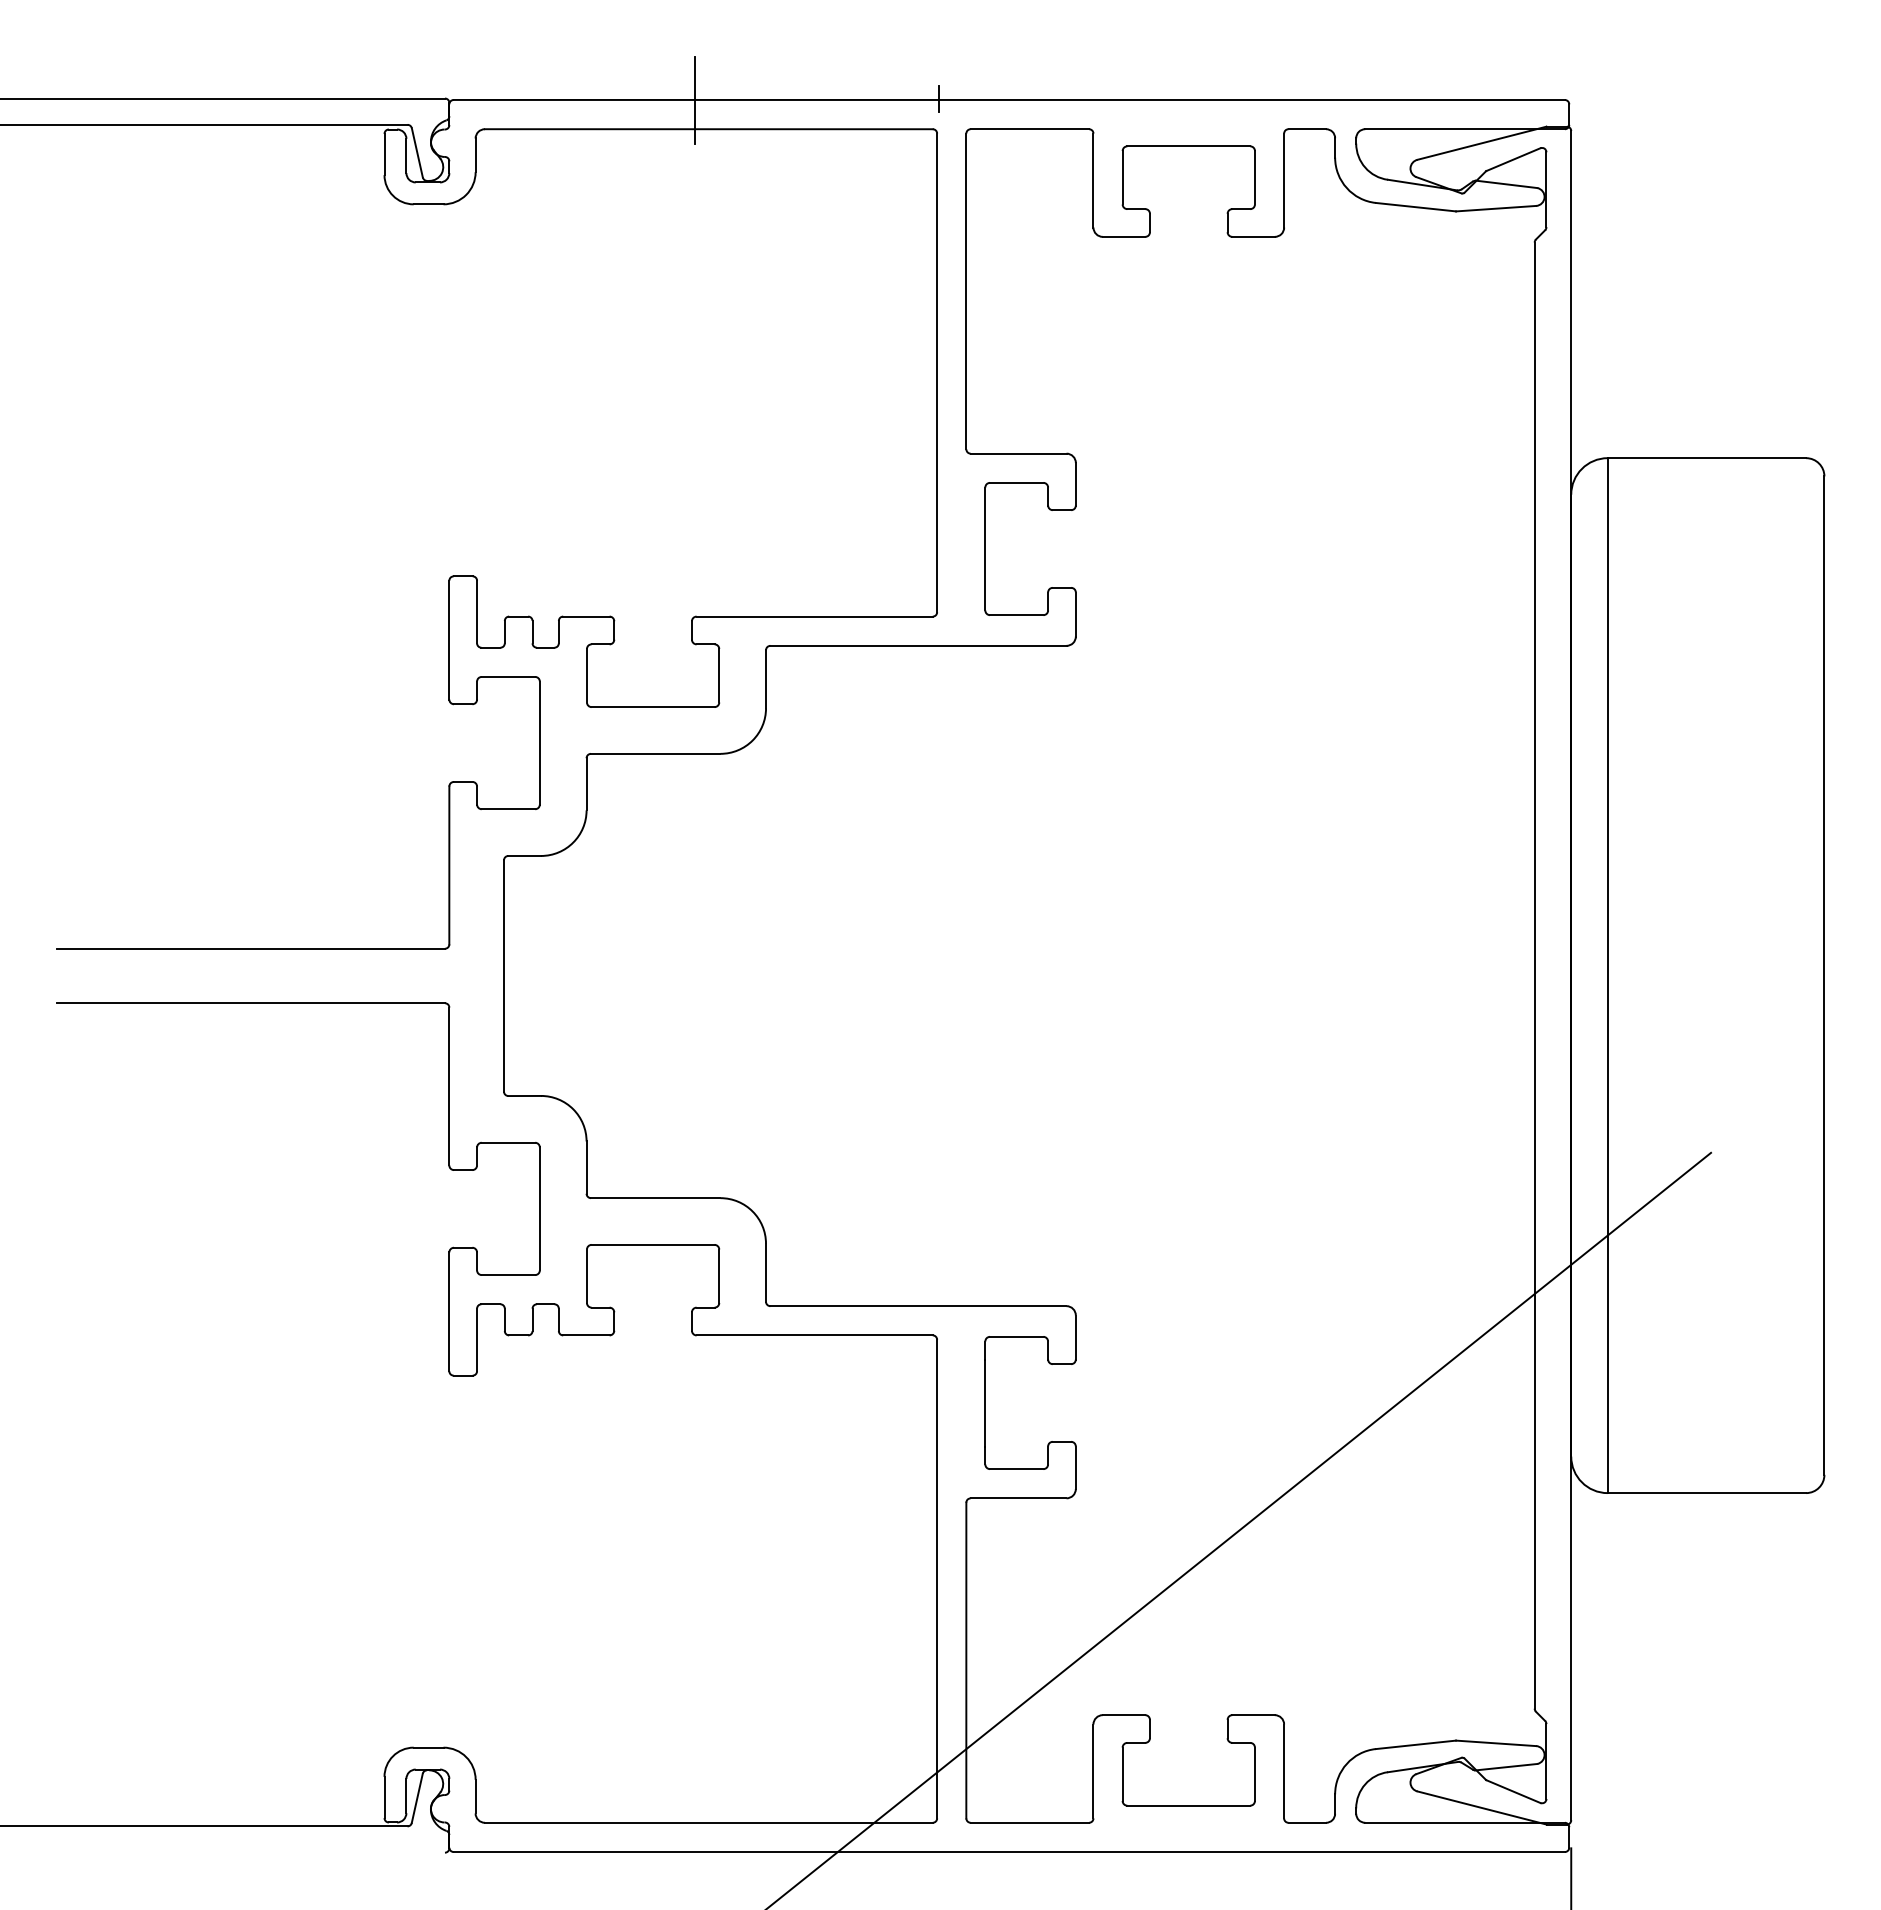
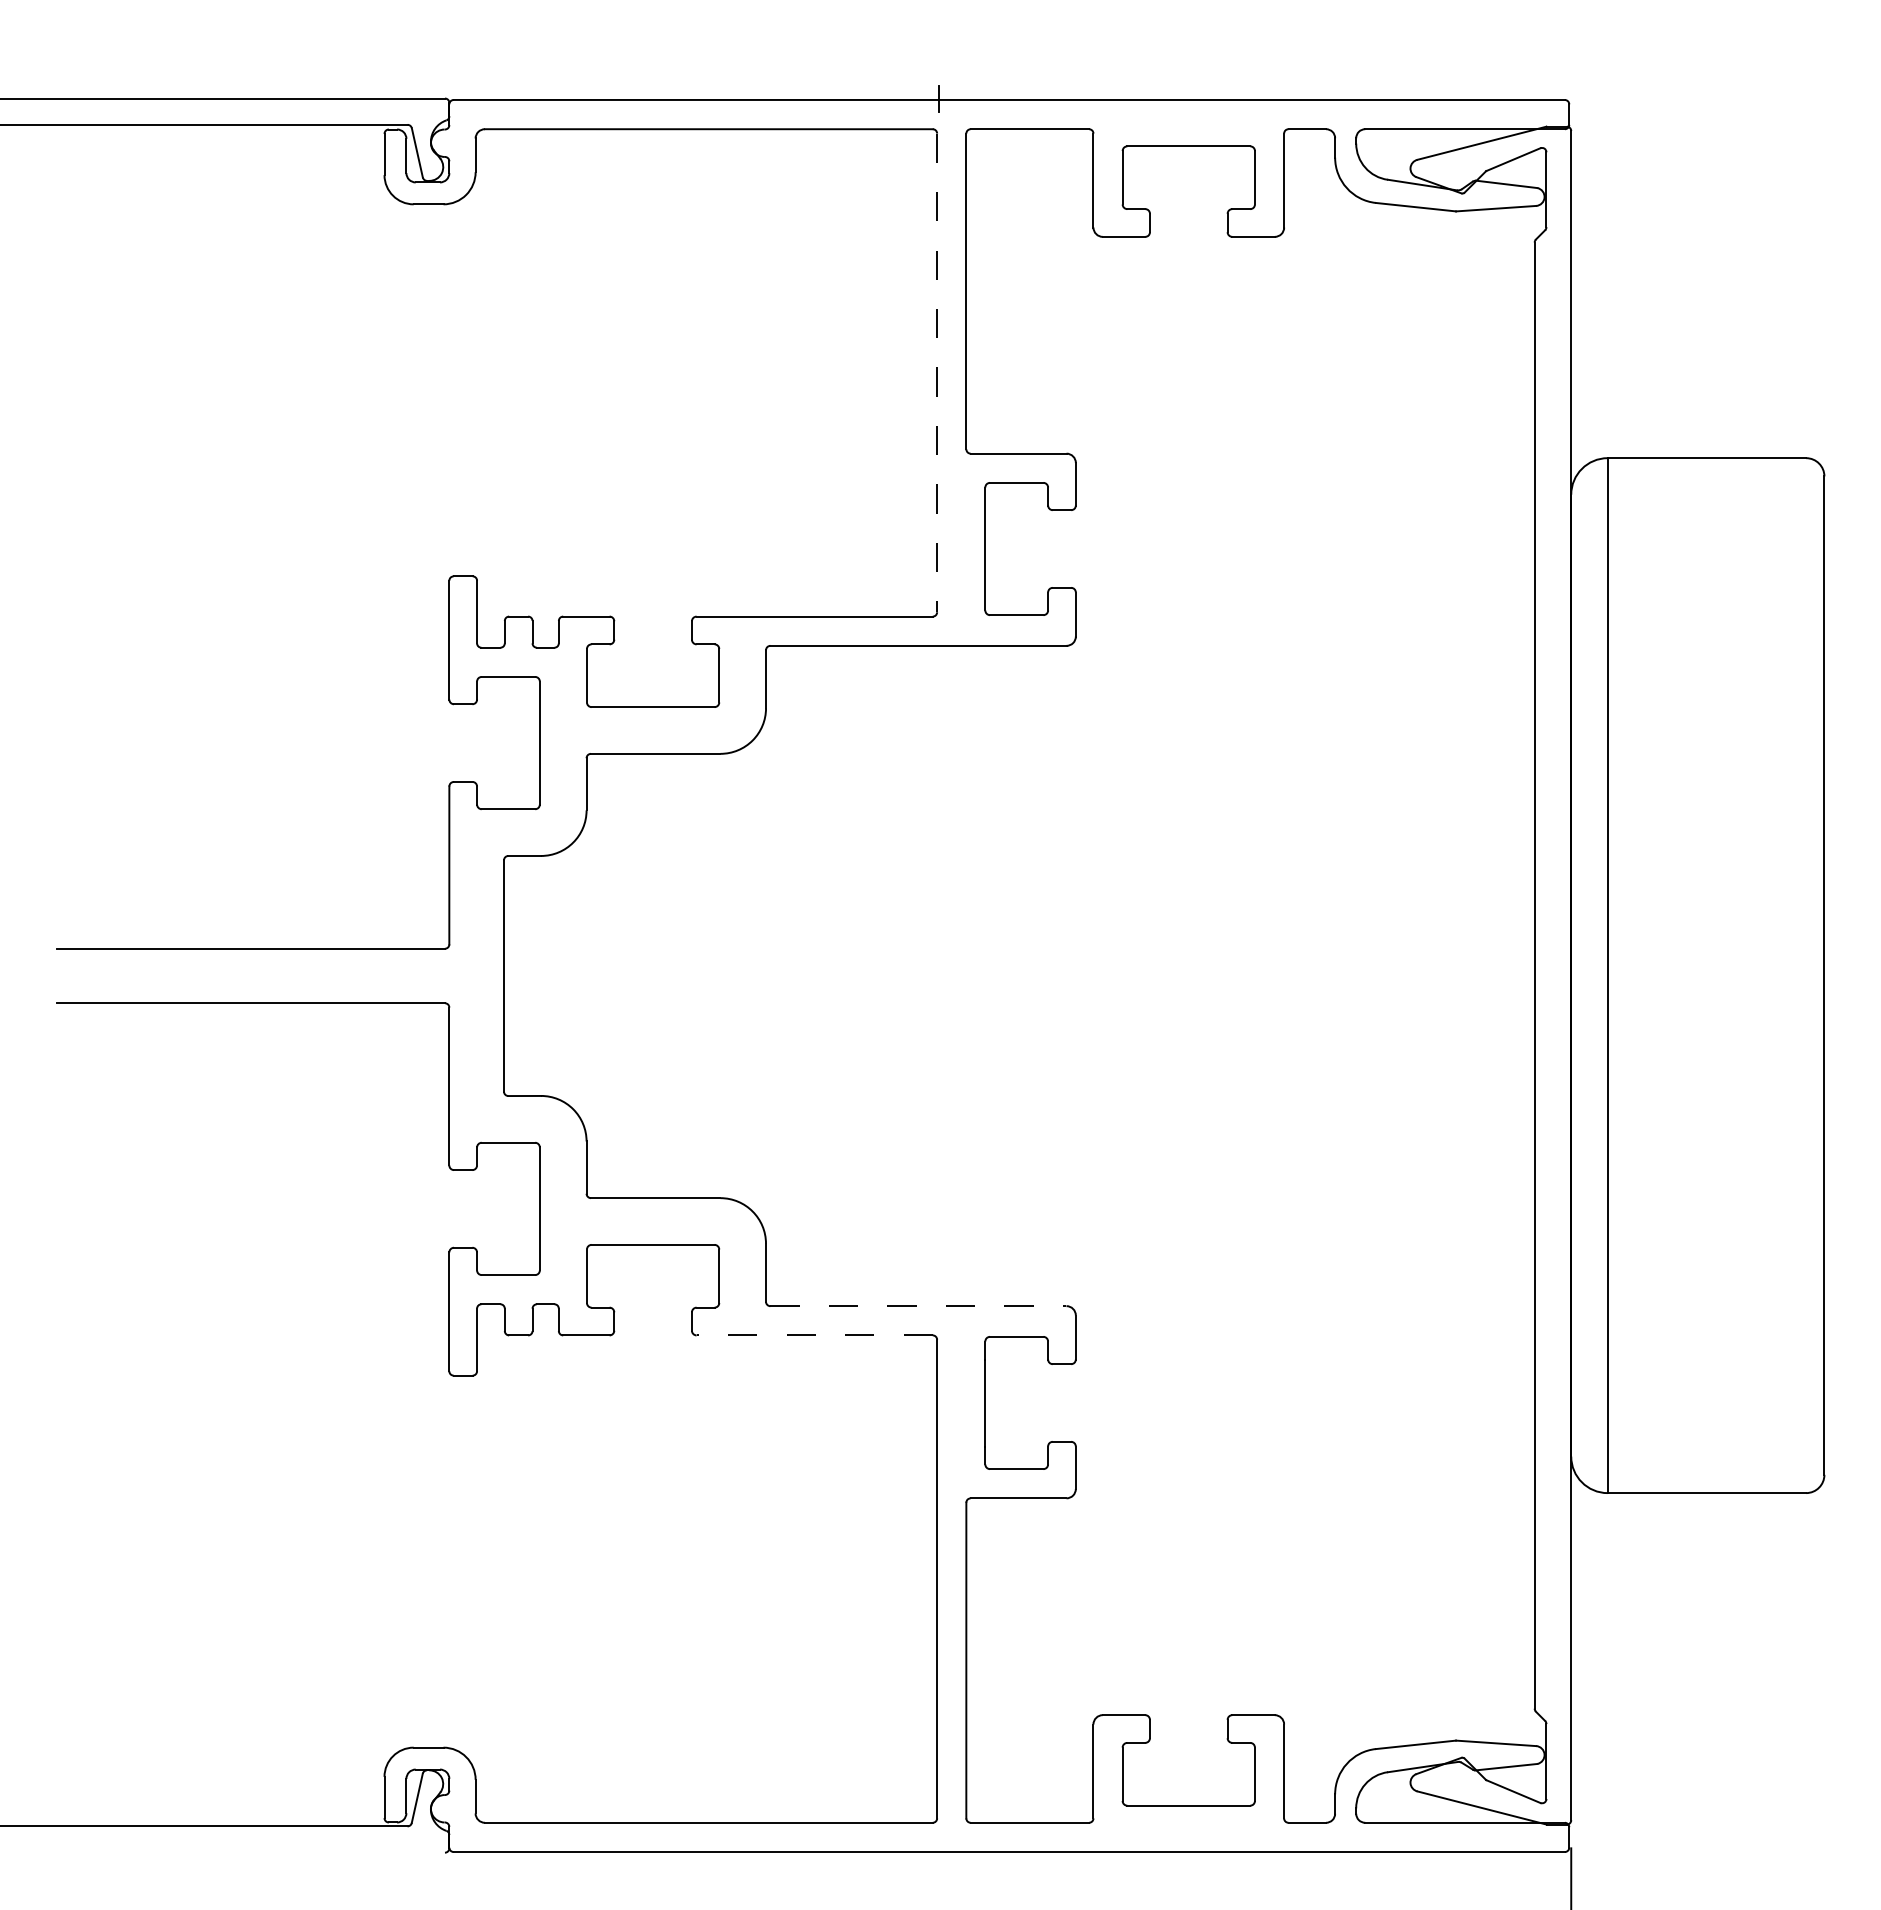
line: present -> none (695, 100)
line: solid -> dashed (937, 373)
line: solid -> dashed (918, 1306)
line: solid -> dashed (814, 1335)
line: present -> none (1240, 1529)
